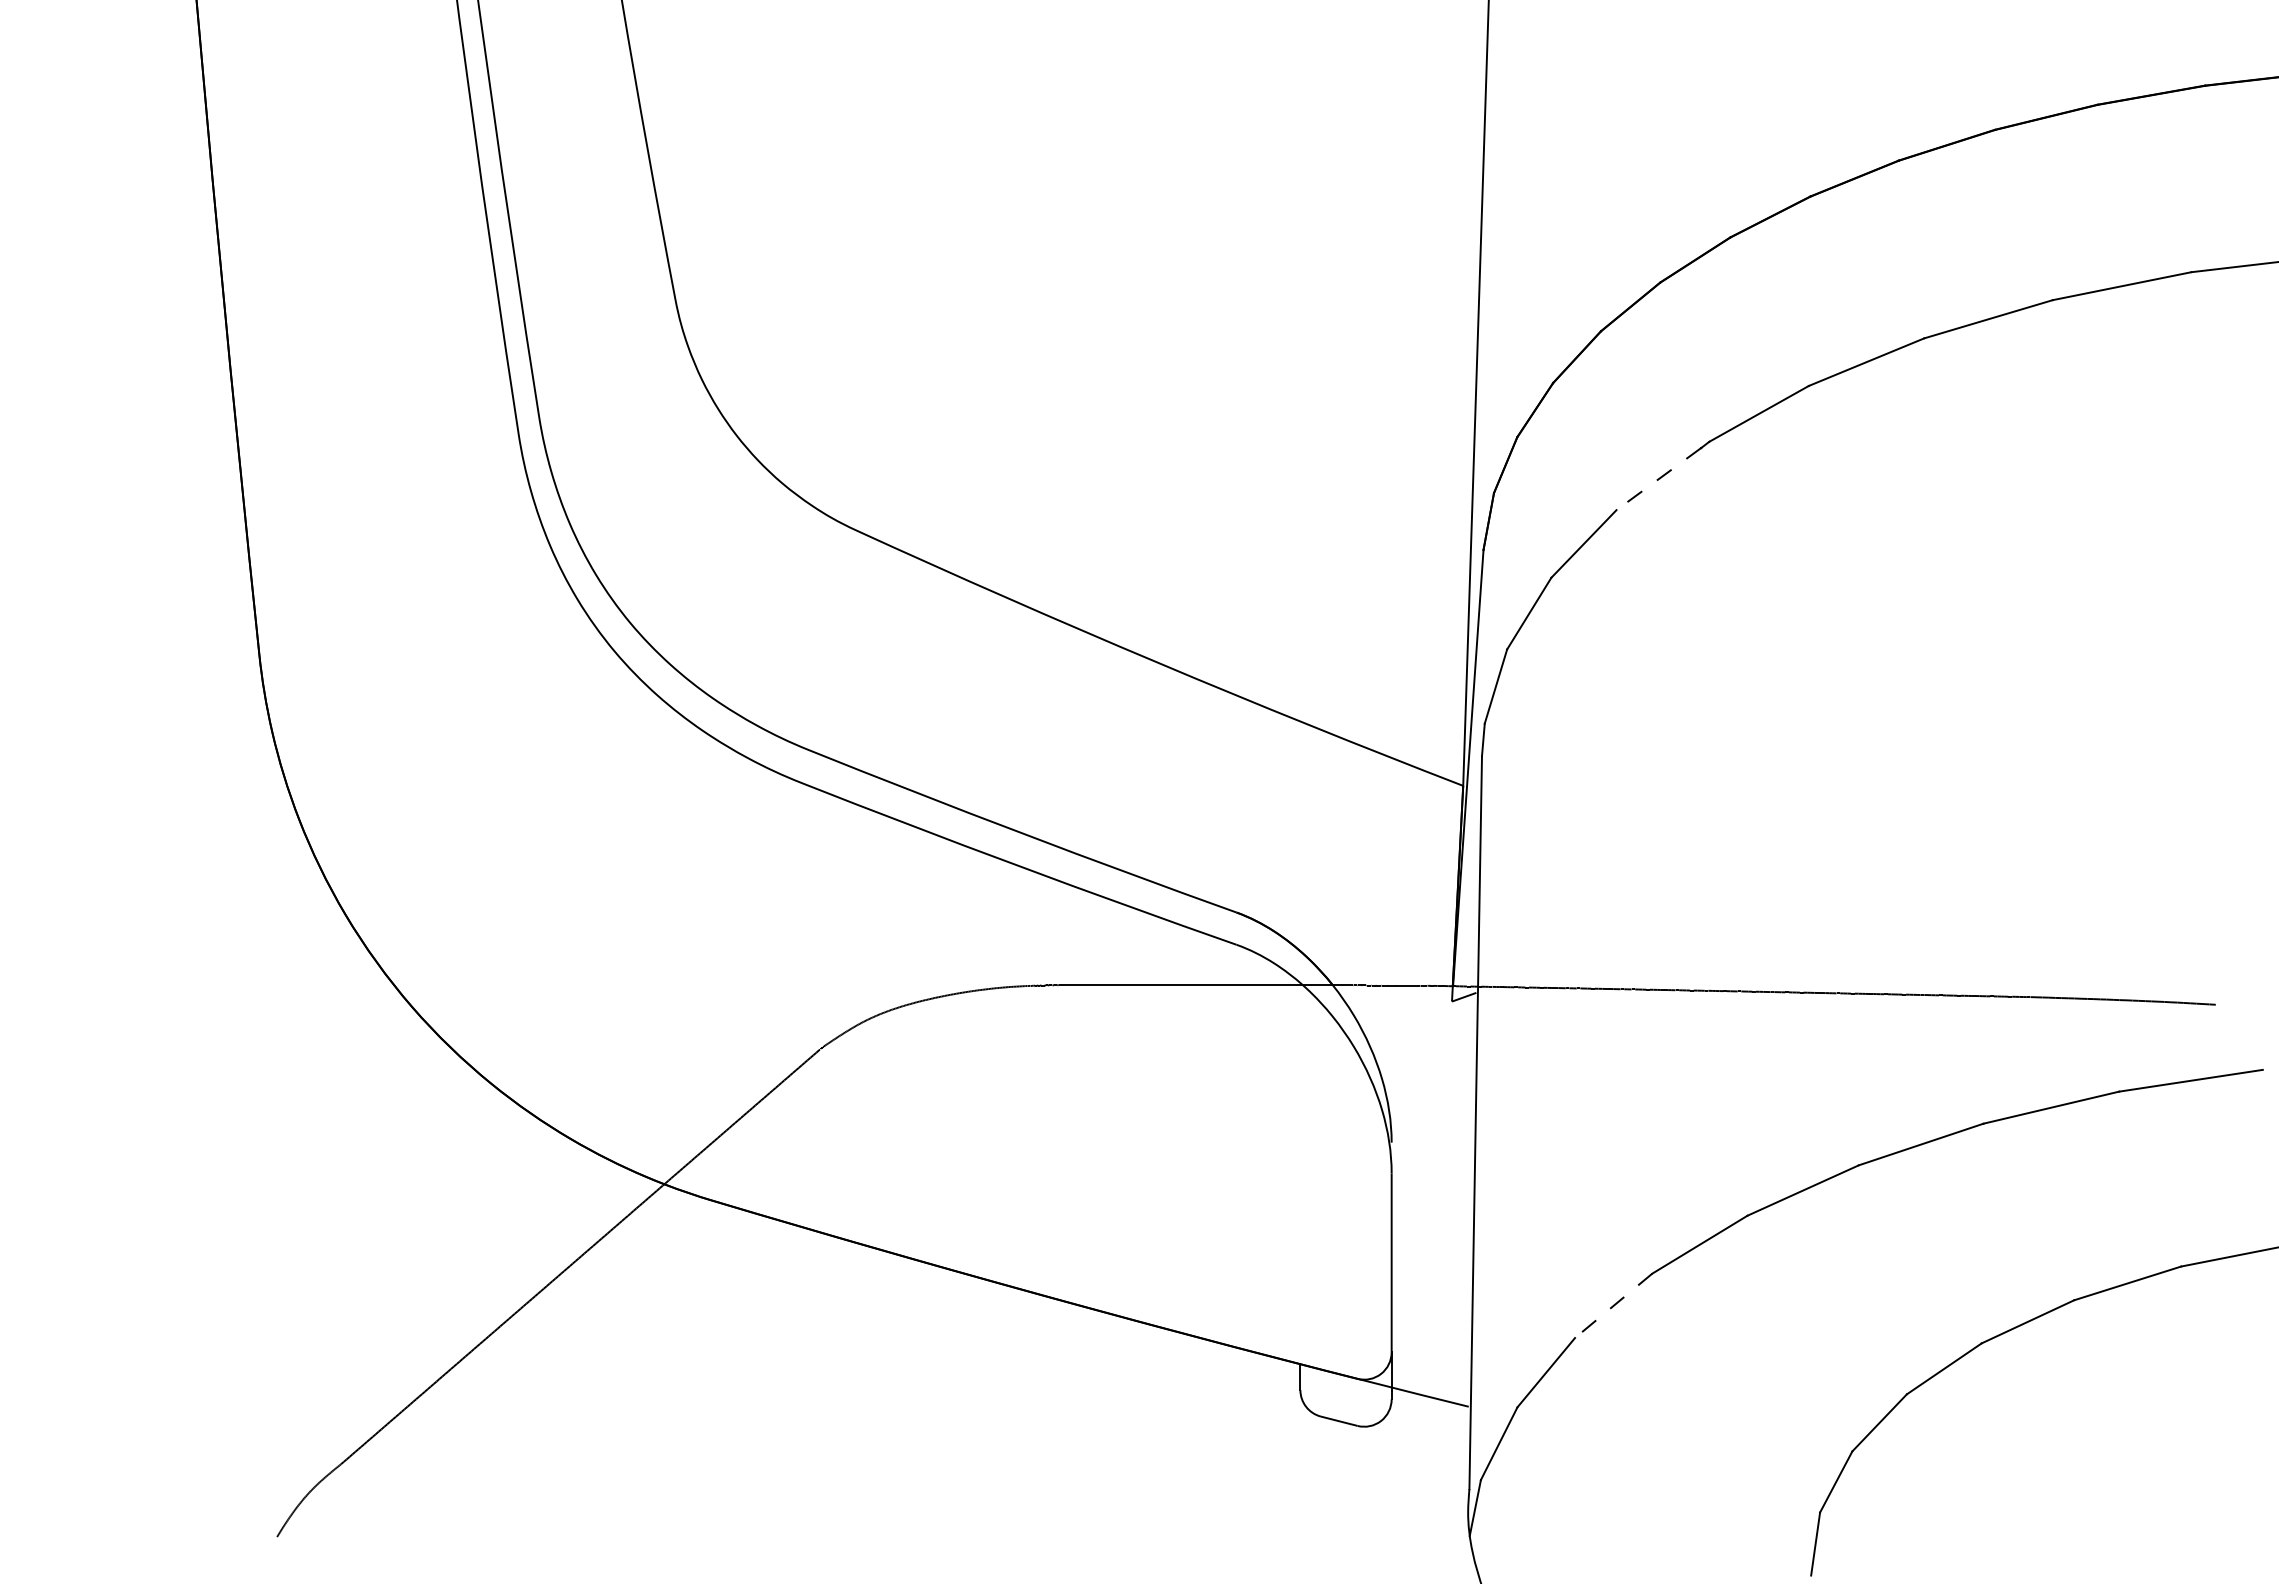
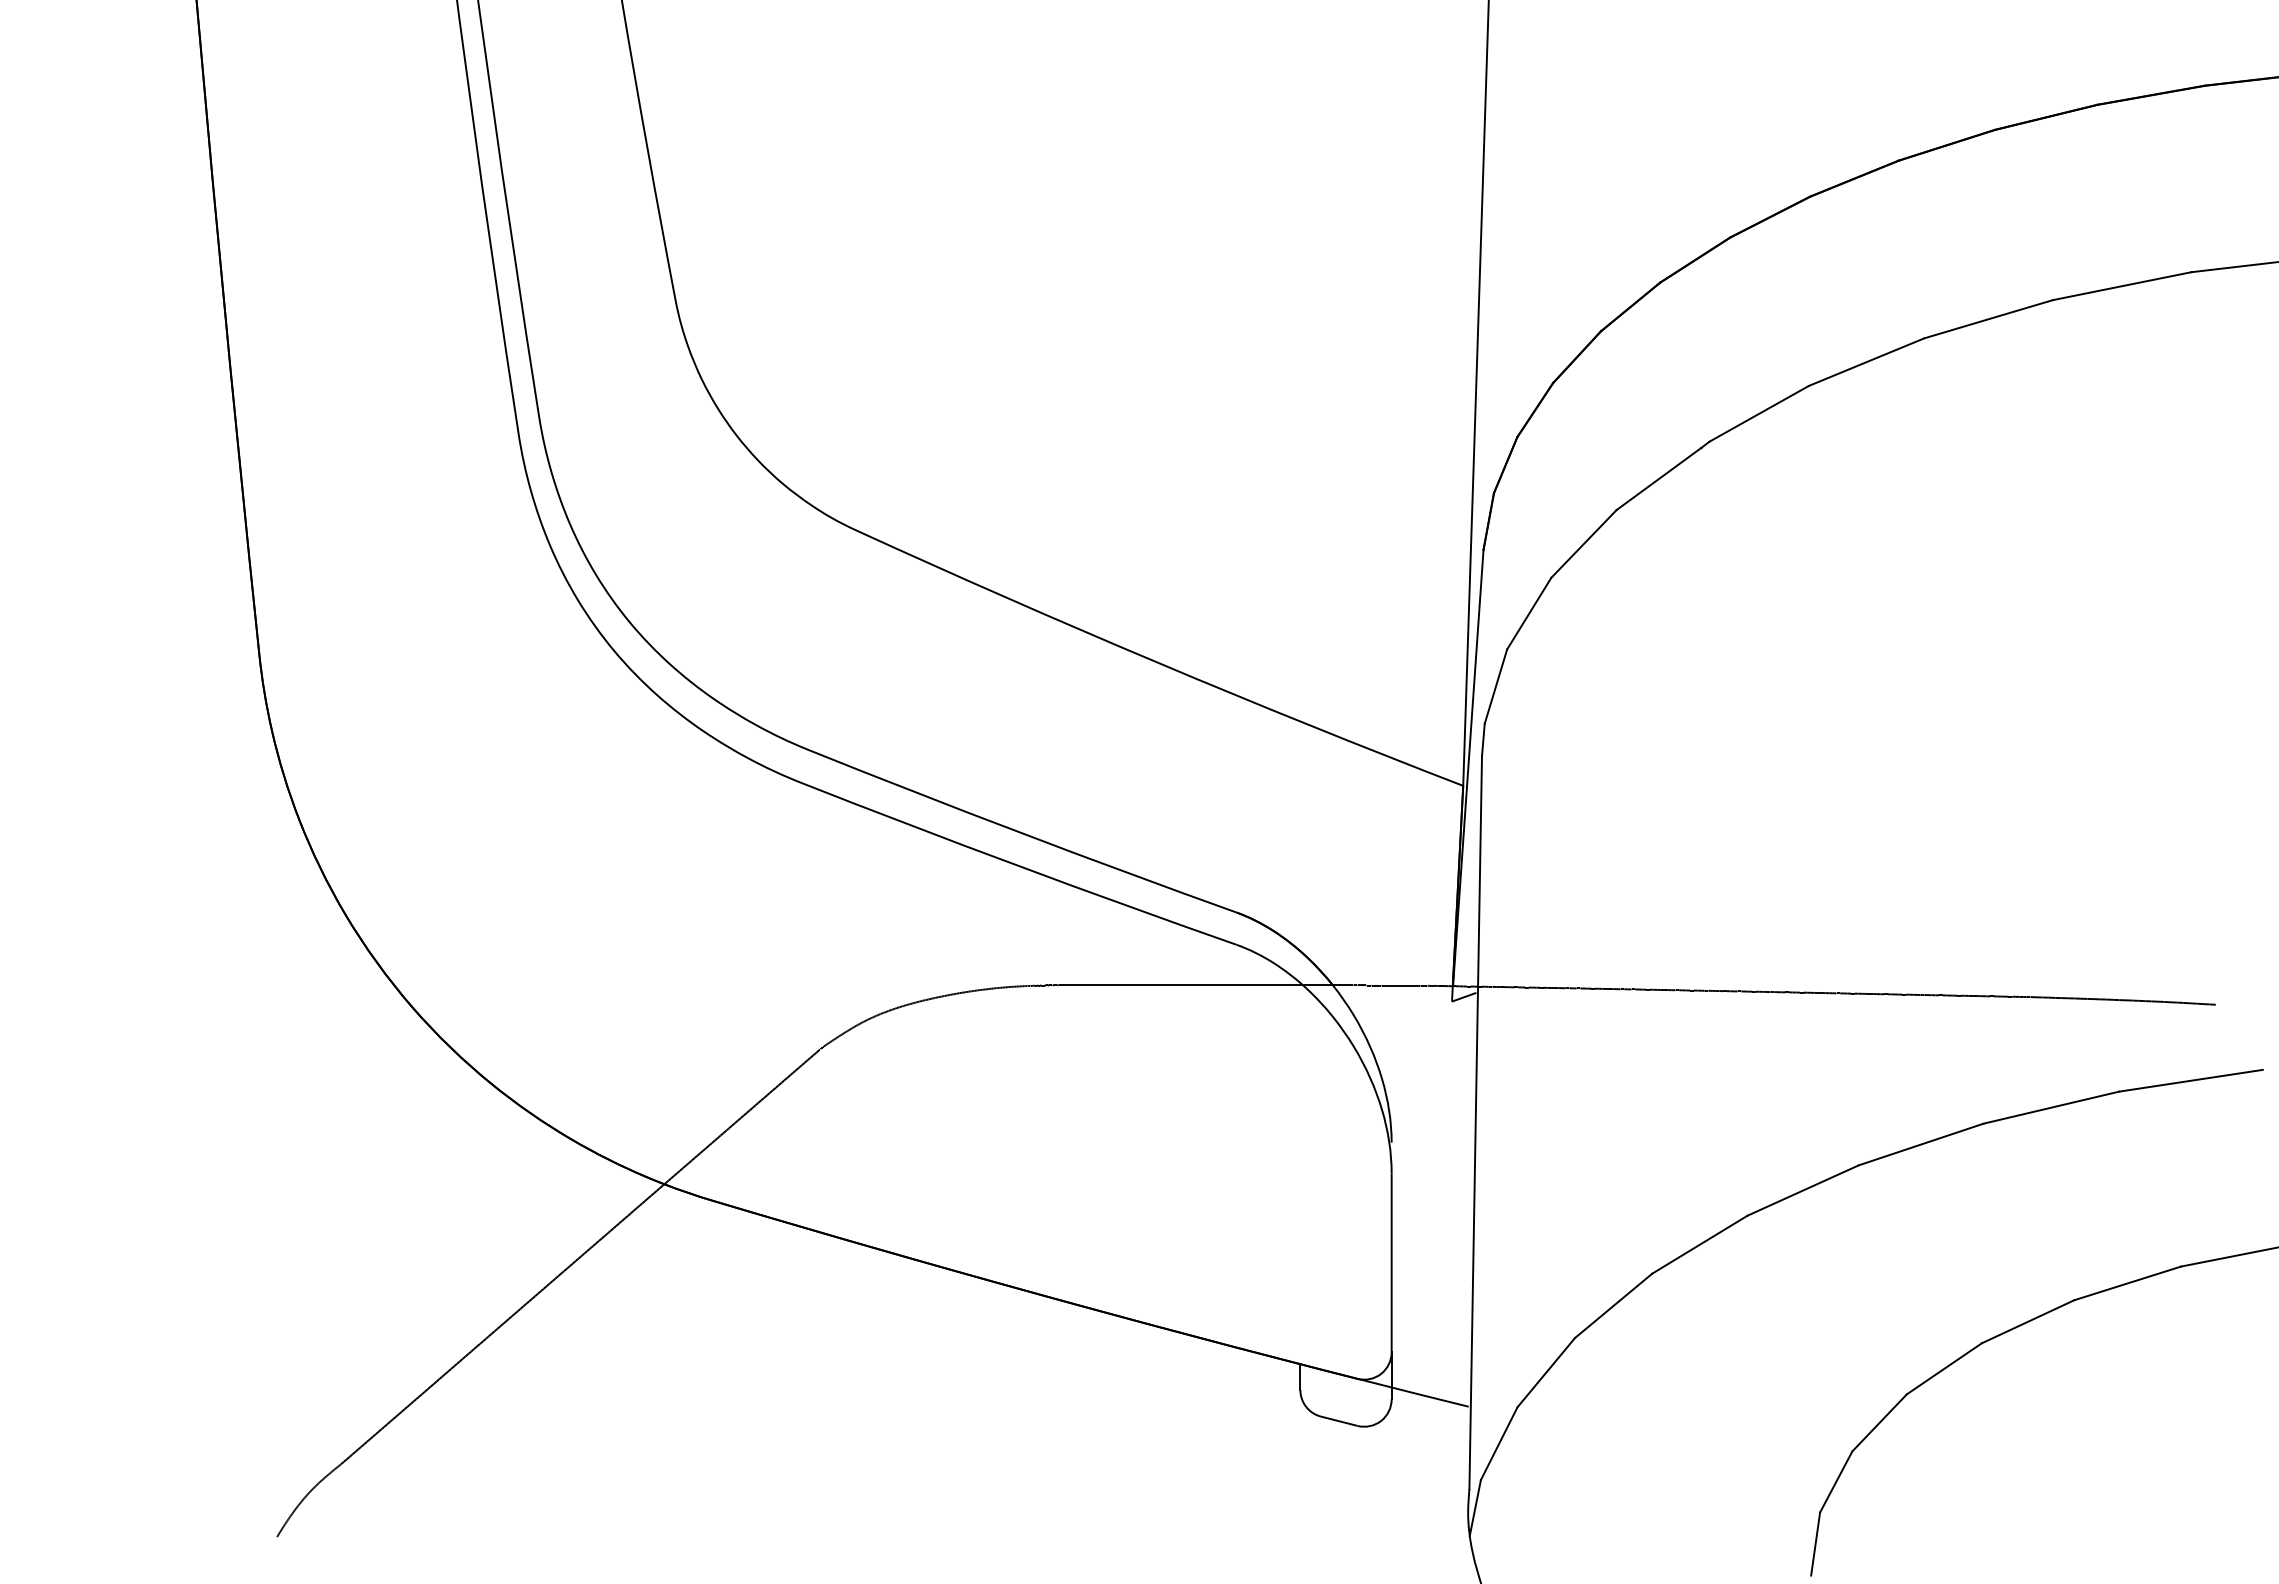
line: dashed -> solid (1658, 479)
line: dashed -> solid (1613, 1306)
